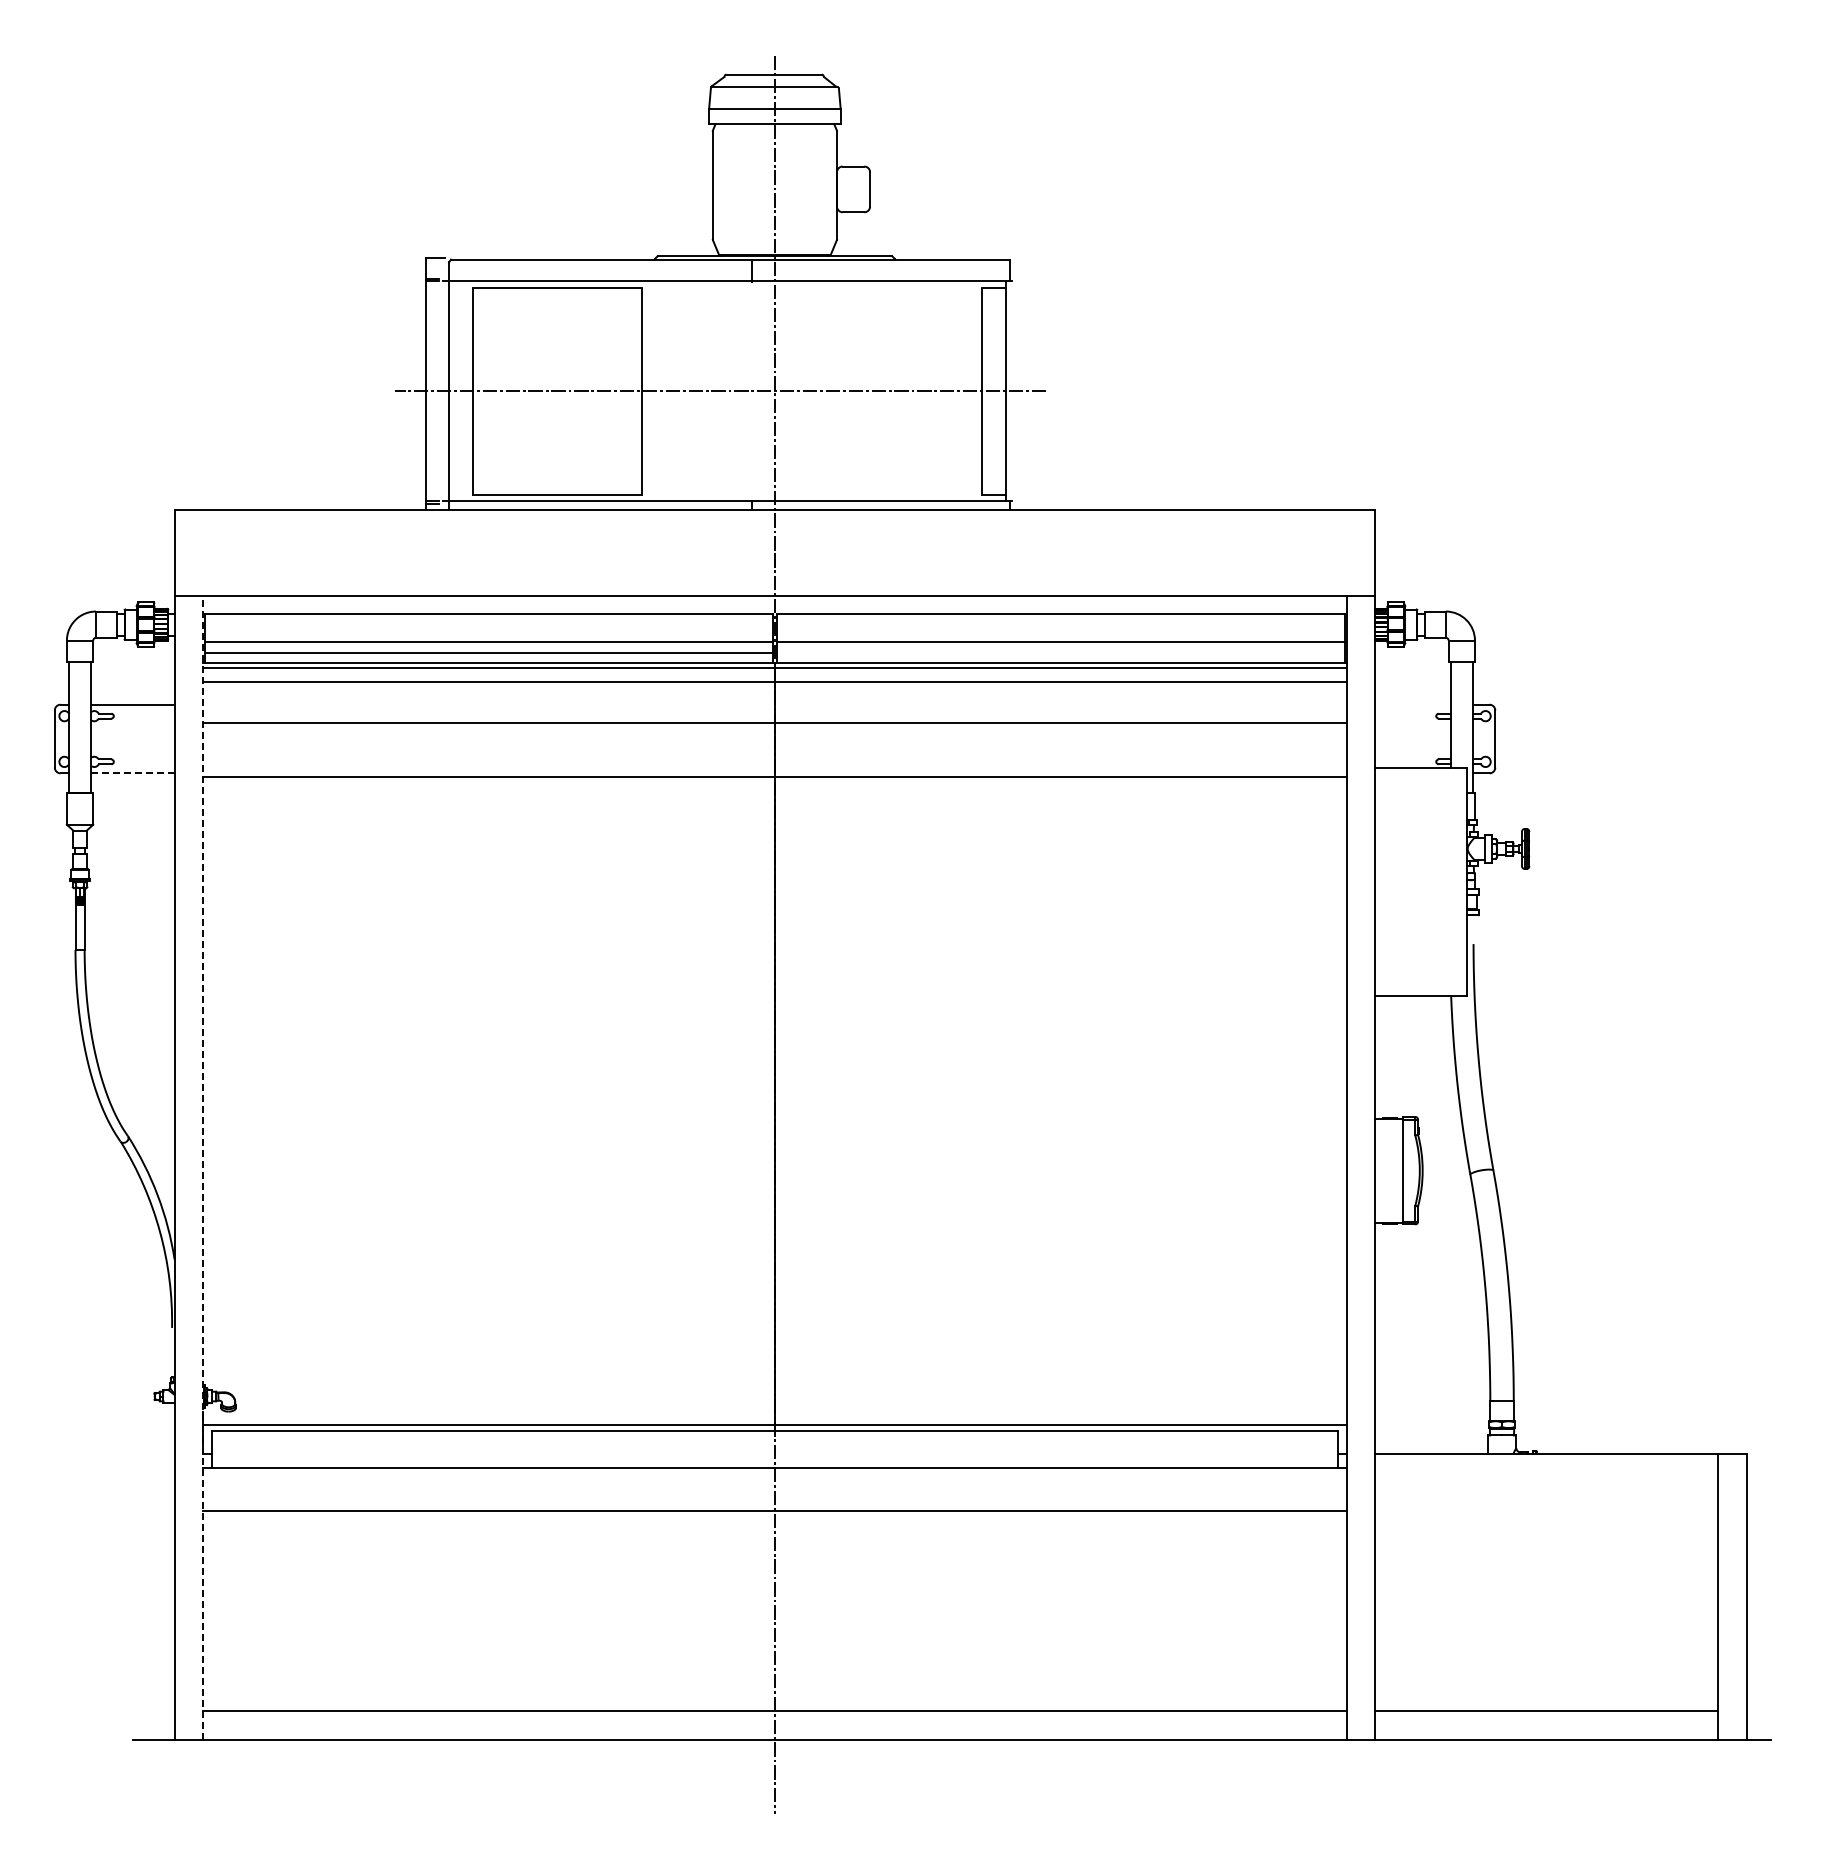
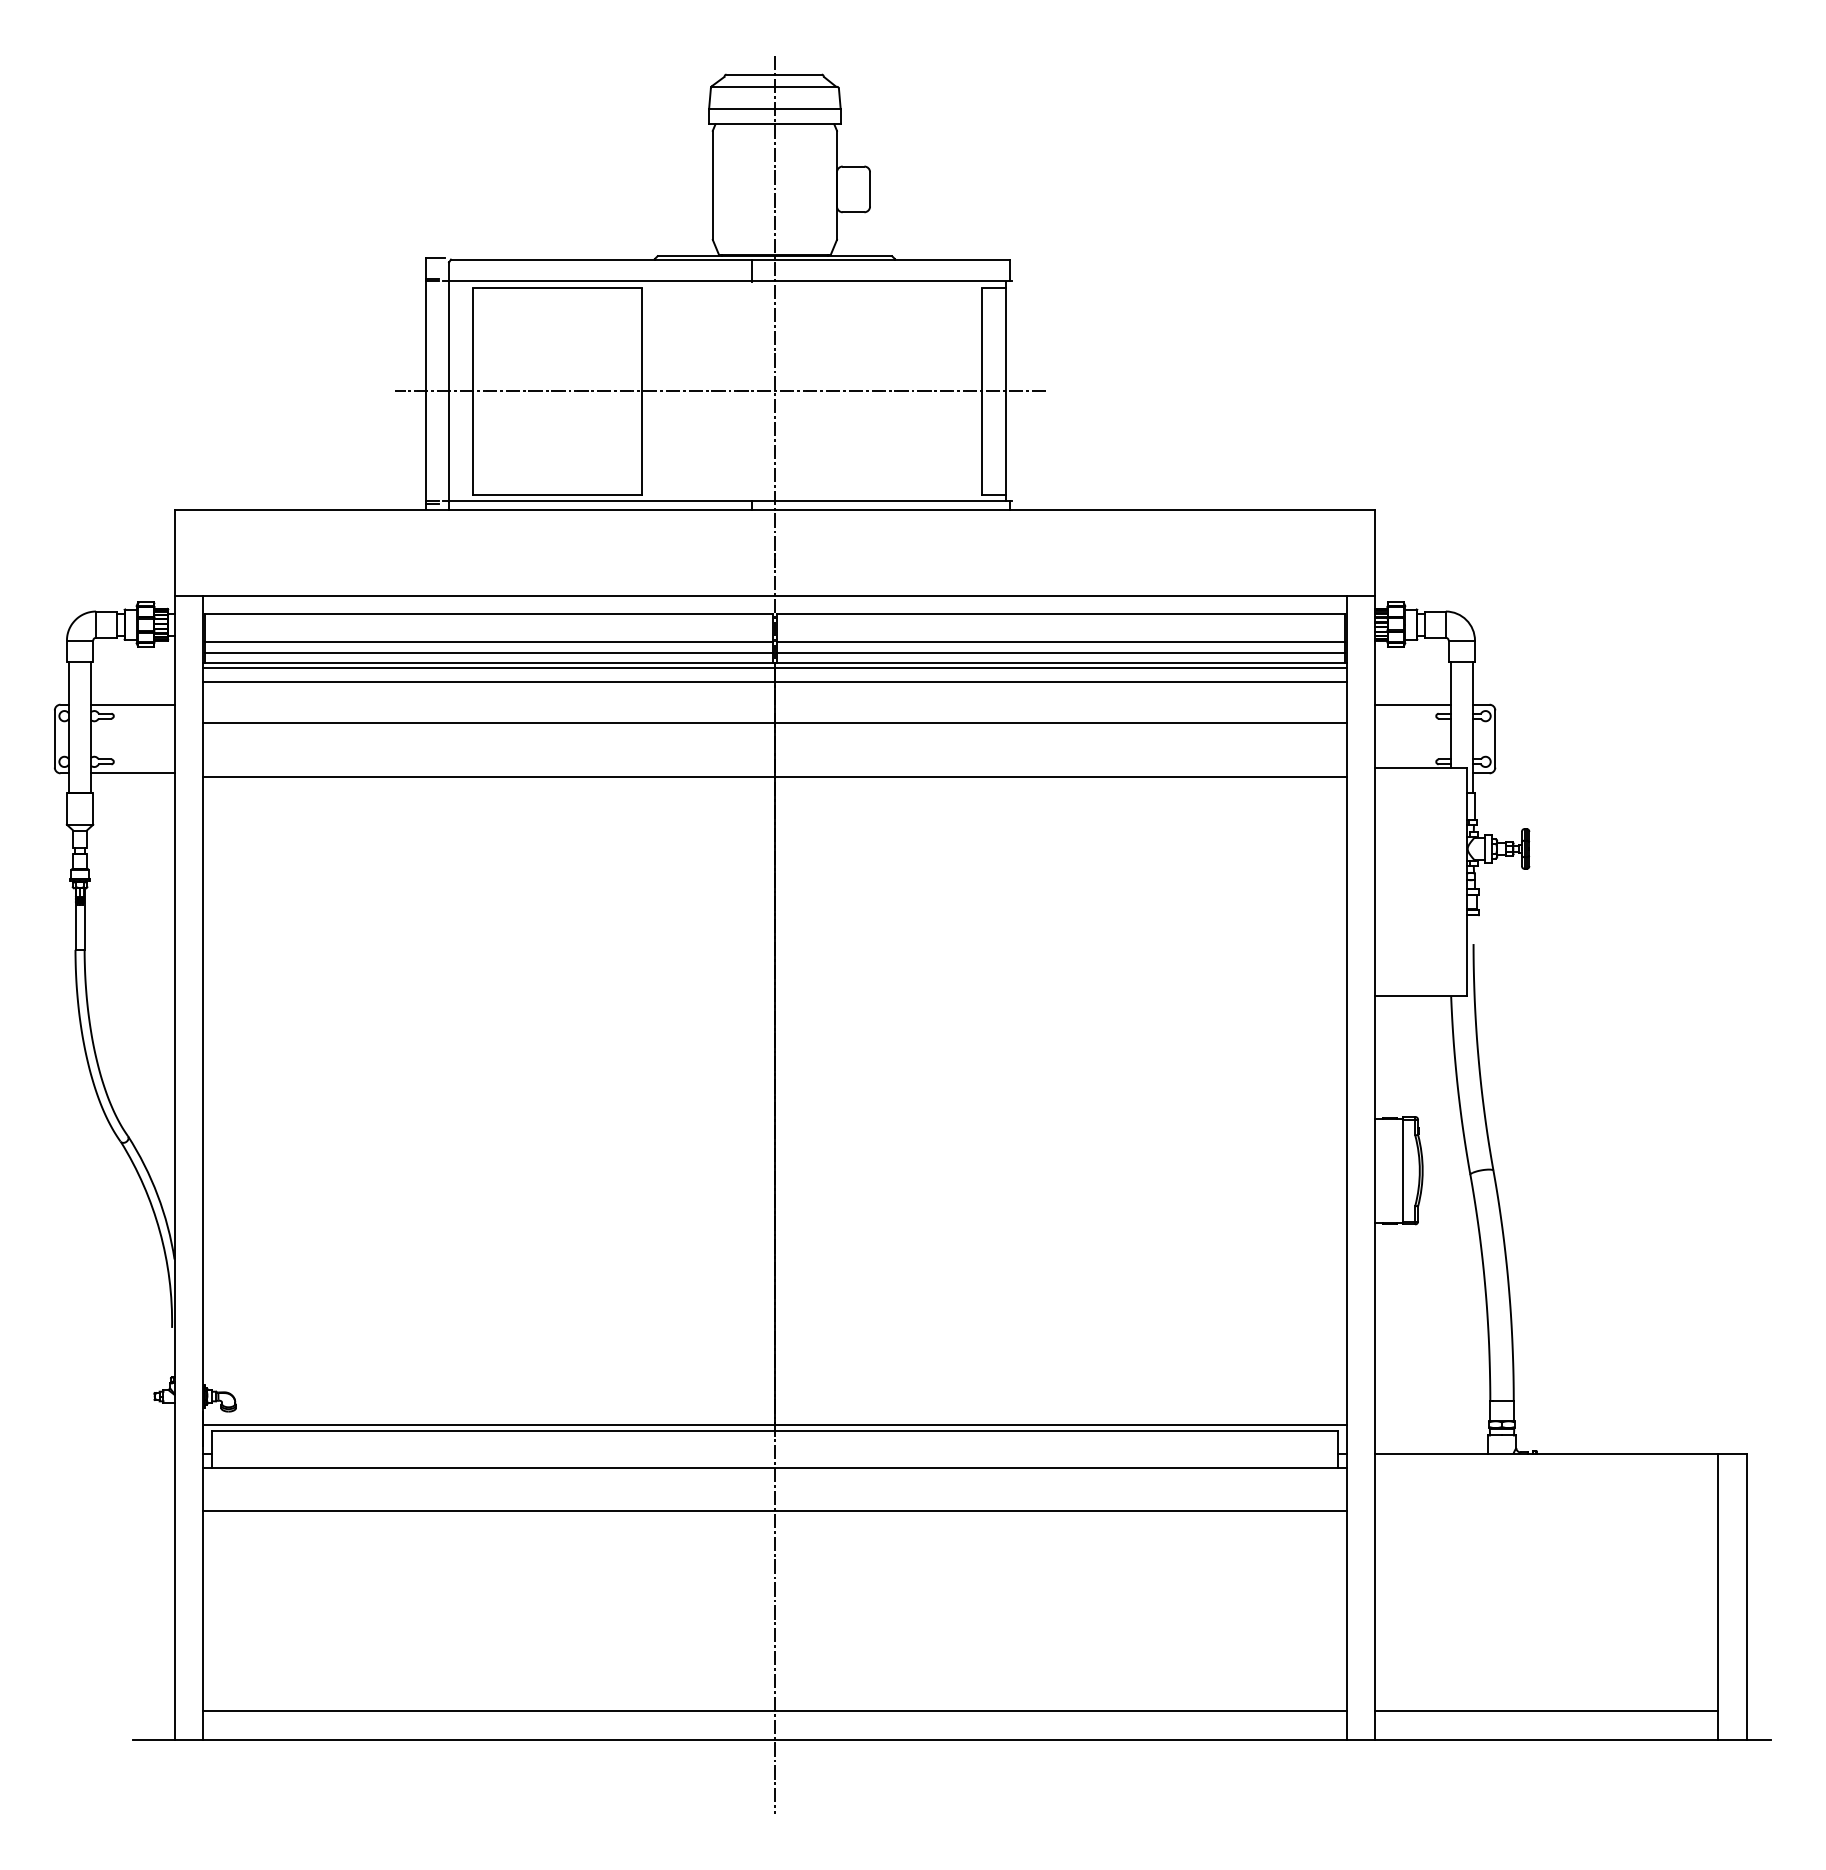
line: none -> present (1060, 653)
line: none -> present (1412, 704)
line: dashed -> solid (132, 773)
line: dashed -> solid (203, 1167)
